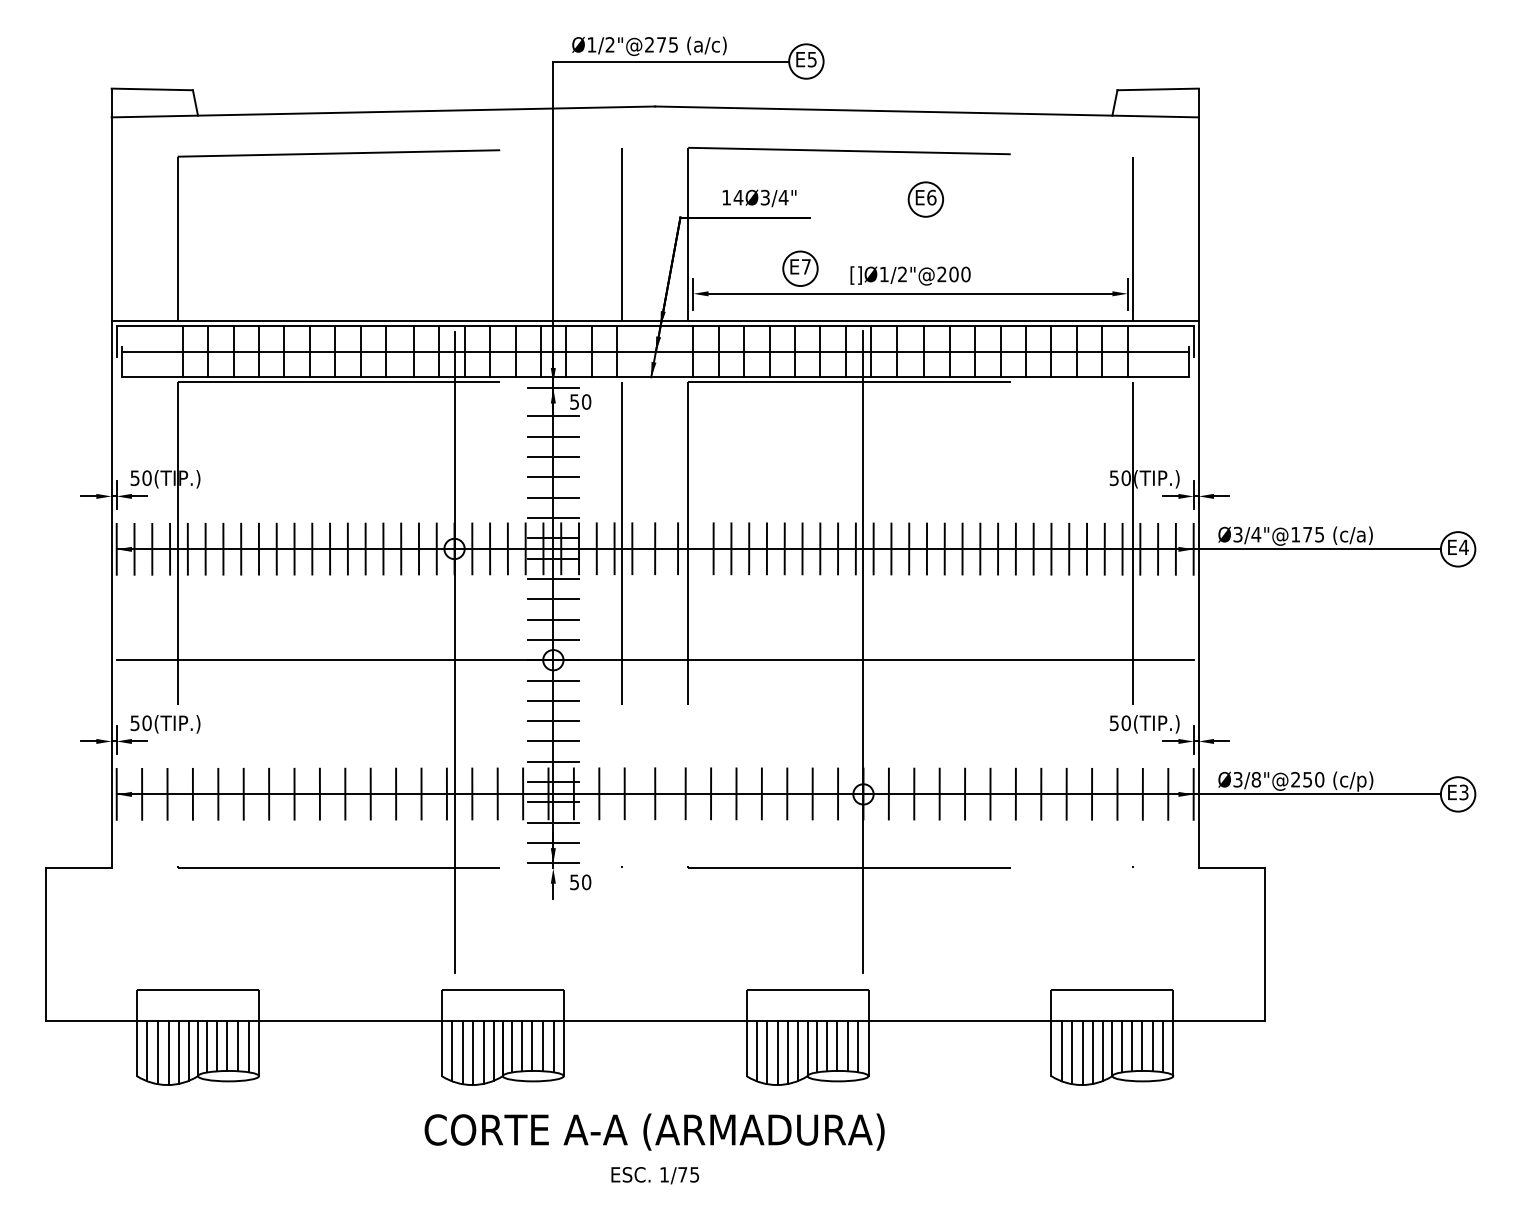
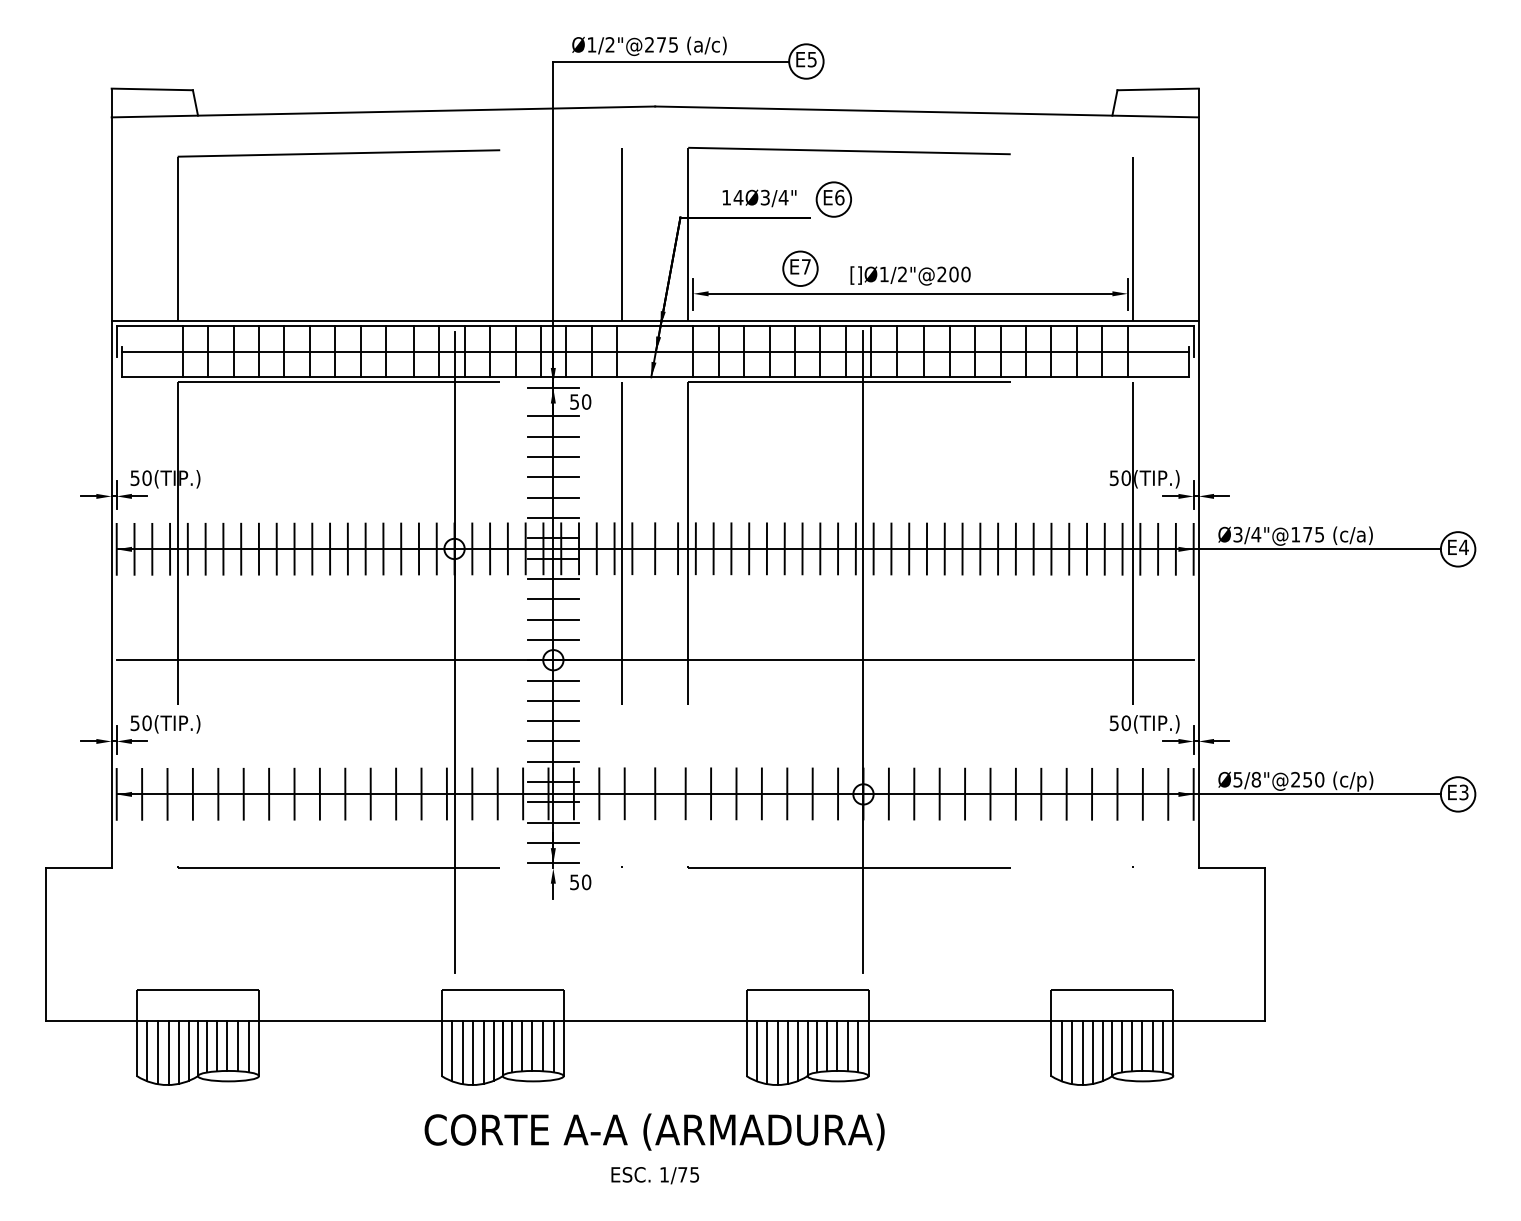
part position: (925, 199) -> (833, 199) (833, 199)
line: none -> present (695, 548)
text: Ø3/8"@250 -> Ø5/8"@250 (1238, 778)
